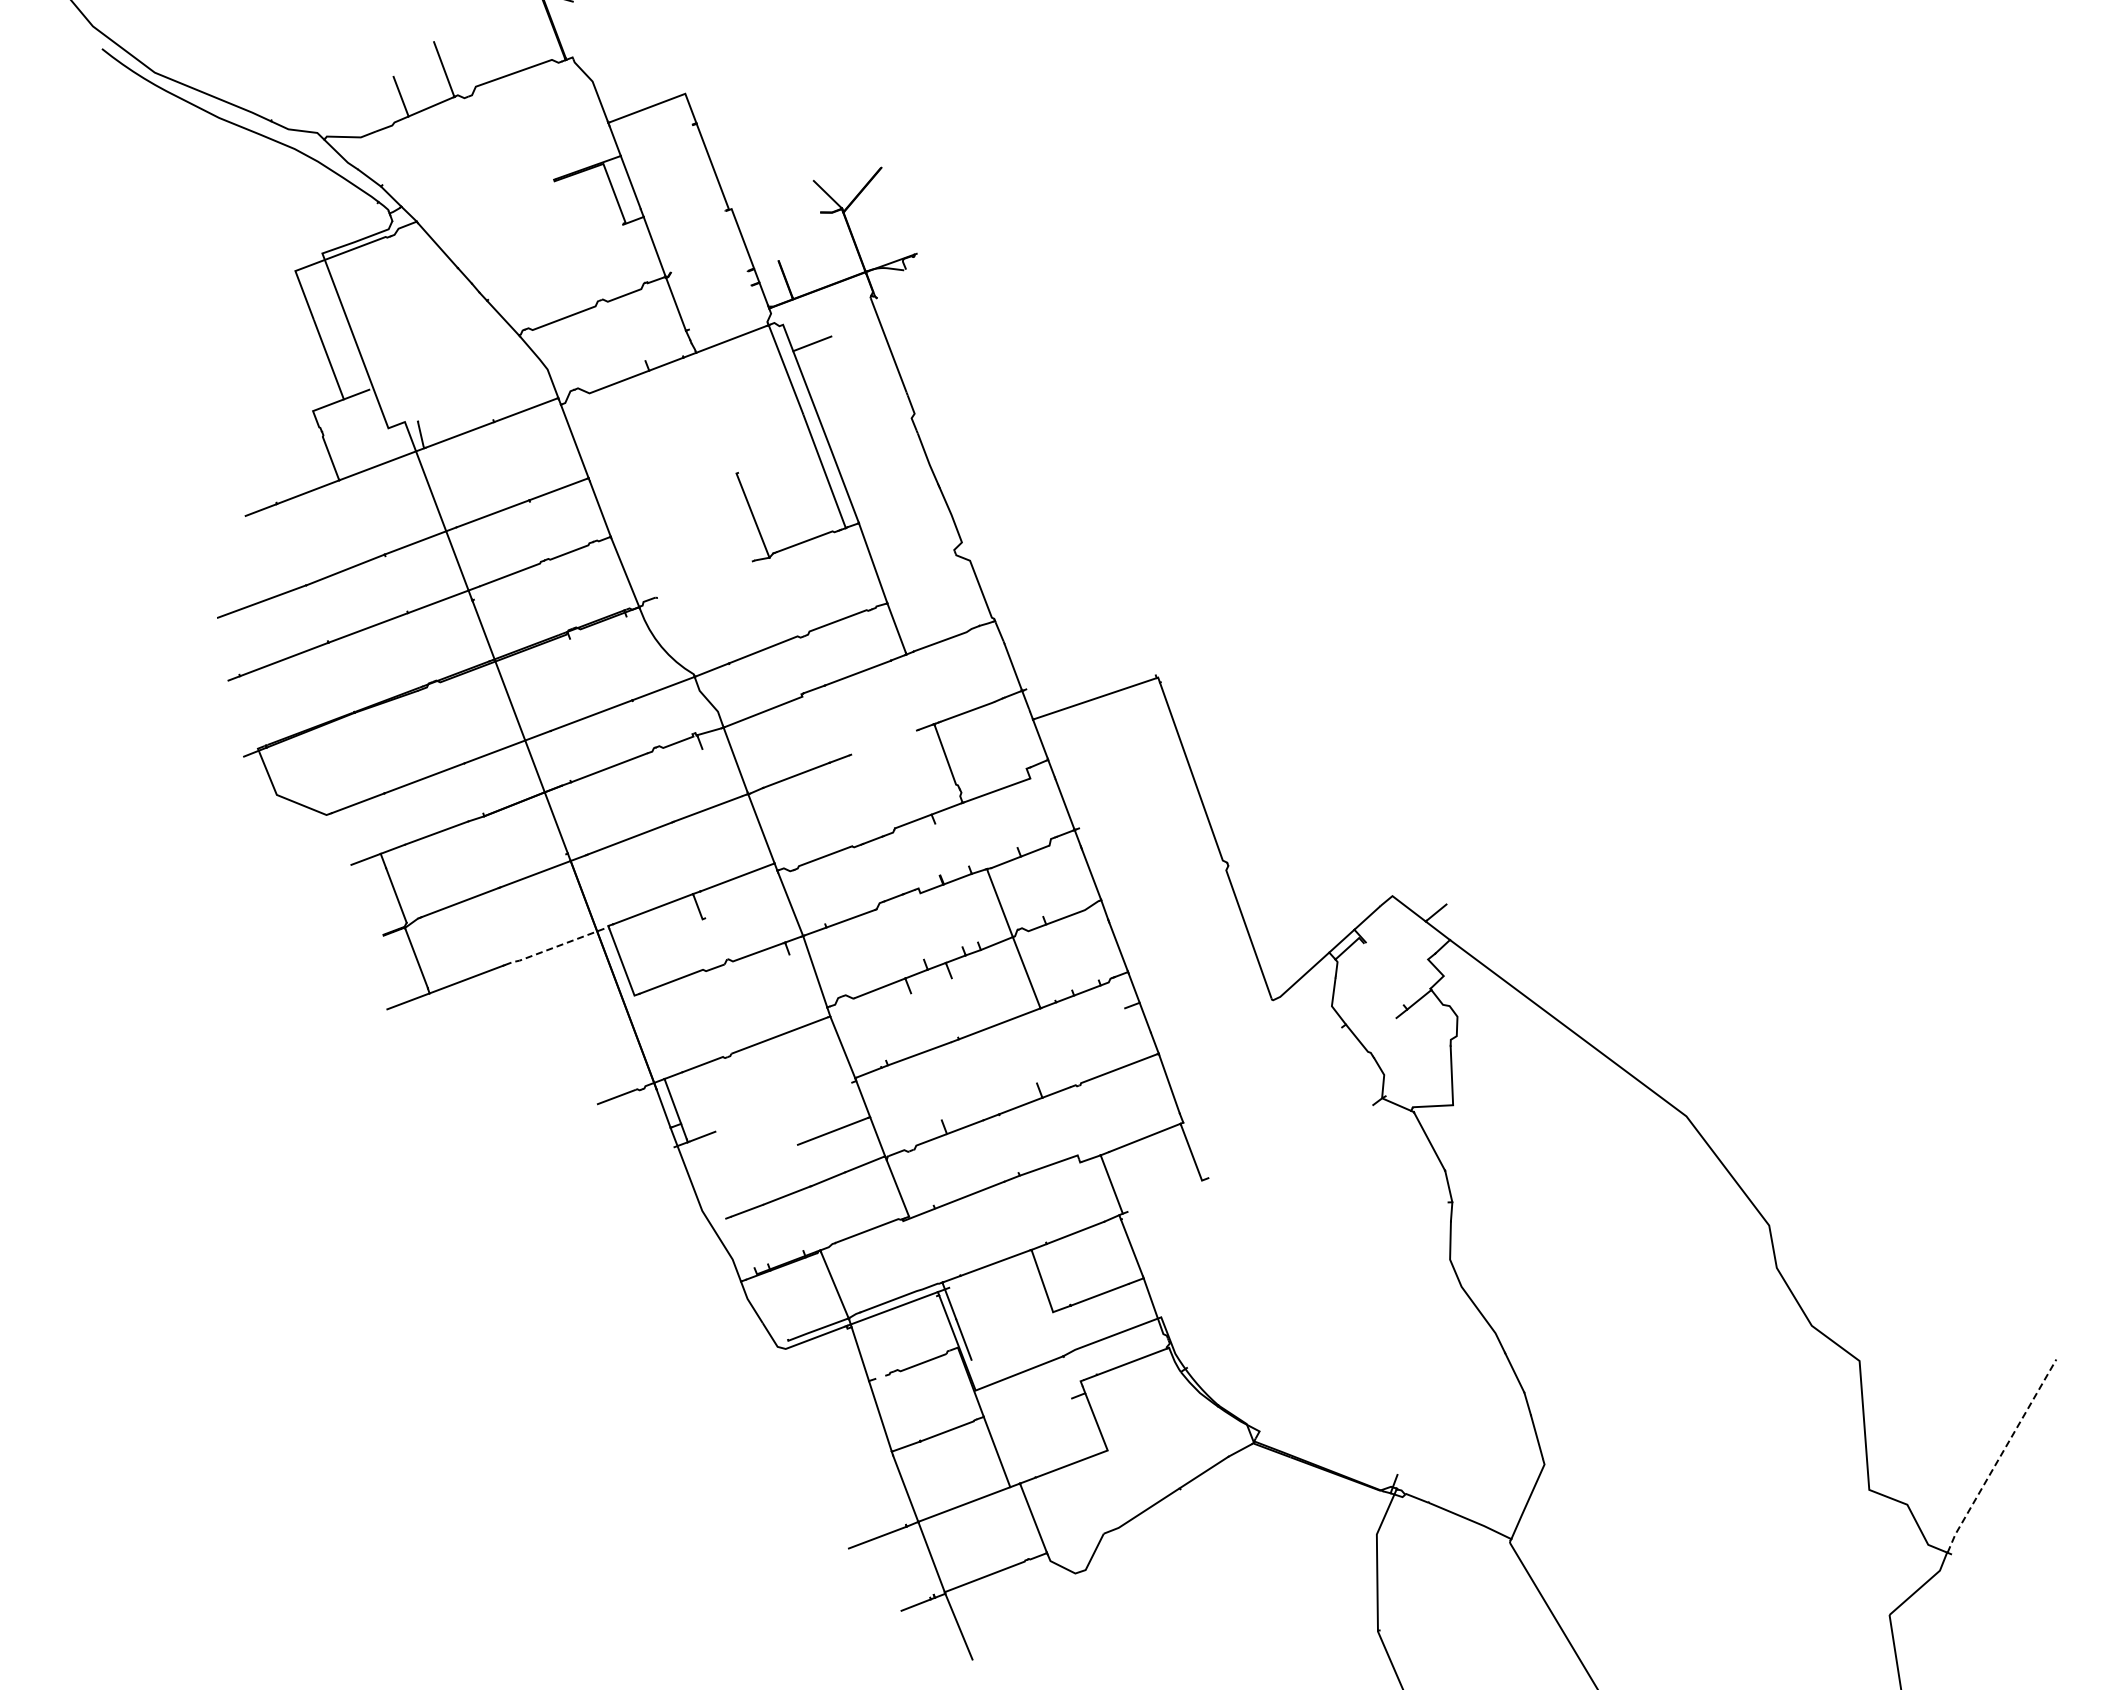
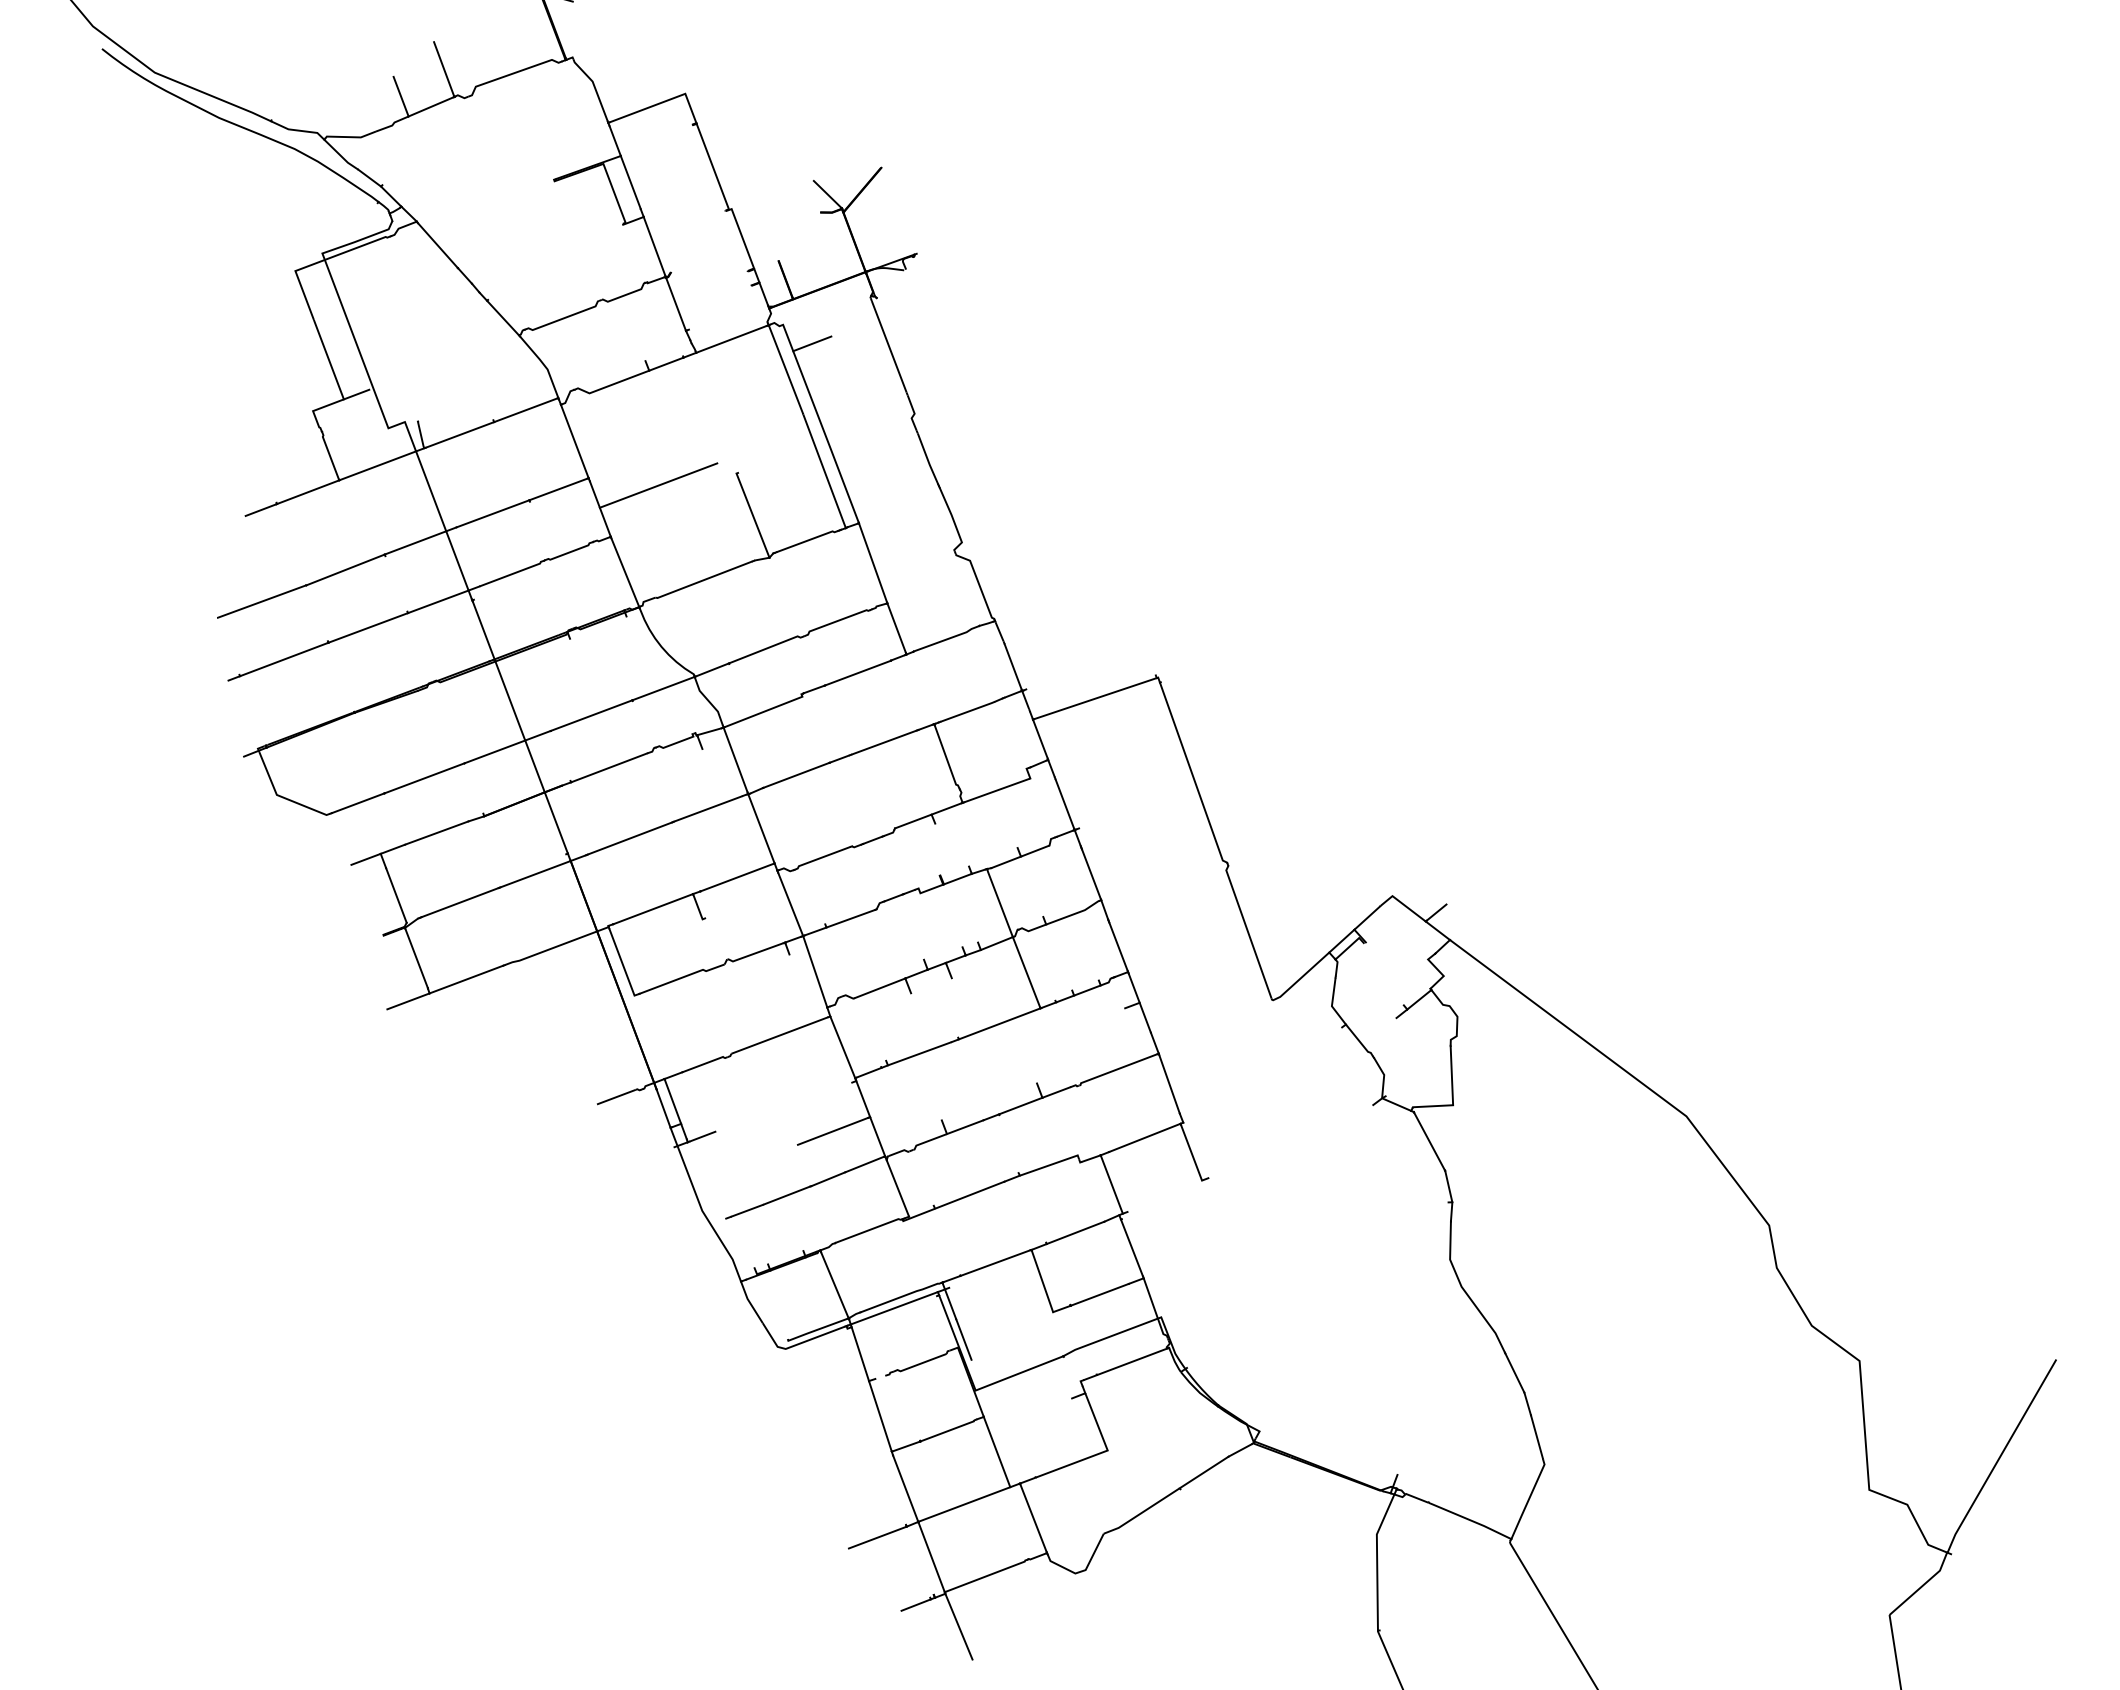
line: none -> present (658, 485)
line: none -> present (704, 579)
line: none -> present (884, 742)
line: dashed -> solid (555, 947)
line: dashed -> solid (2000, 1455)
